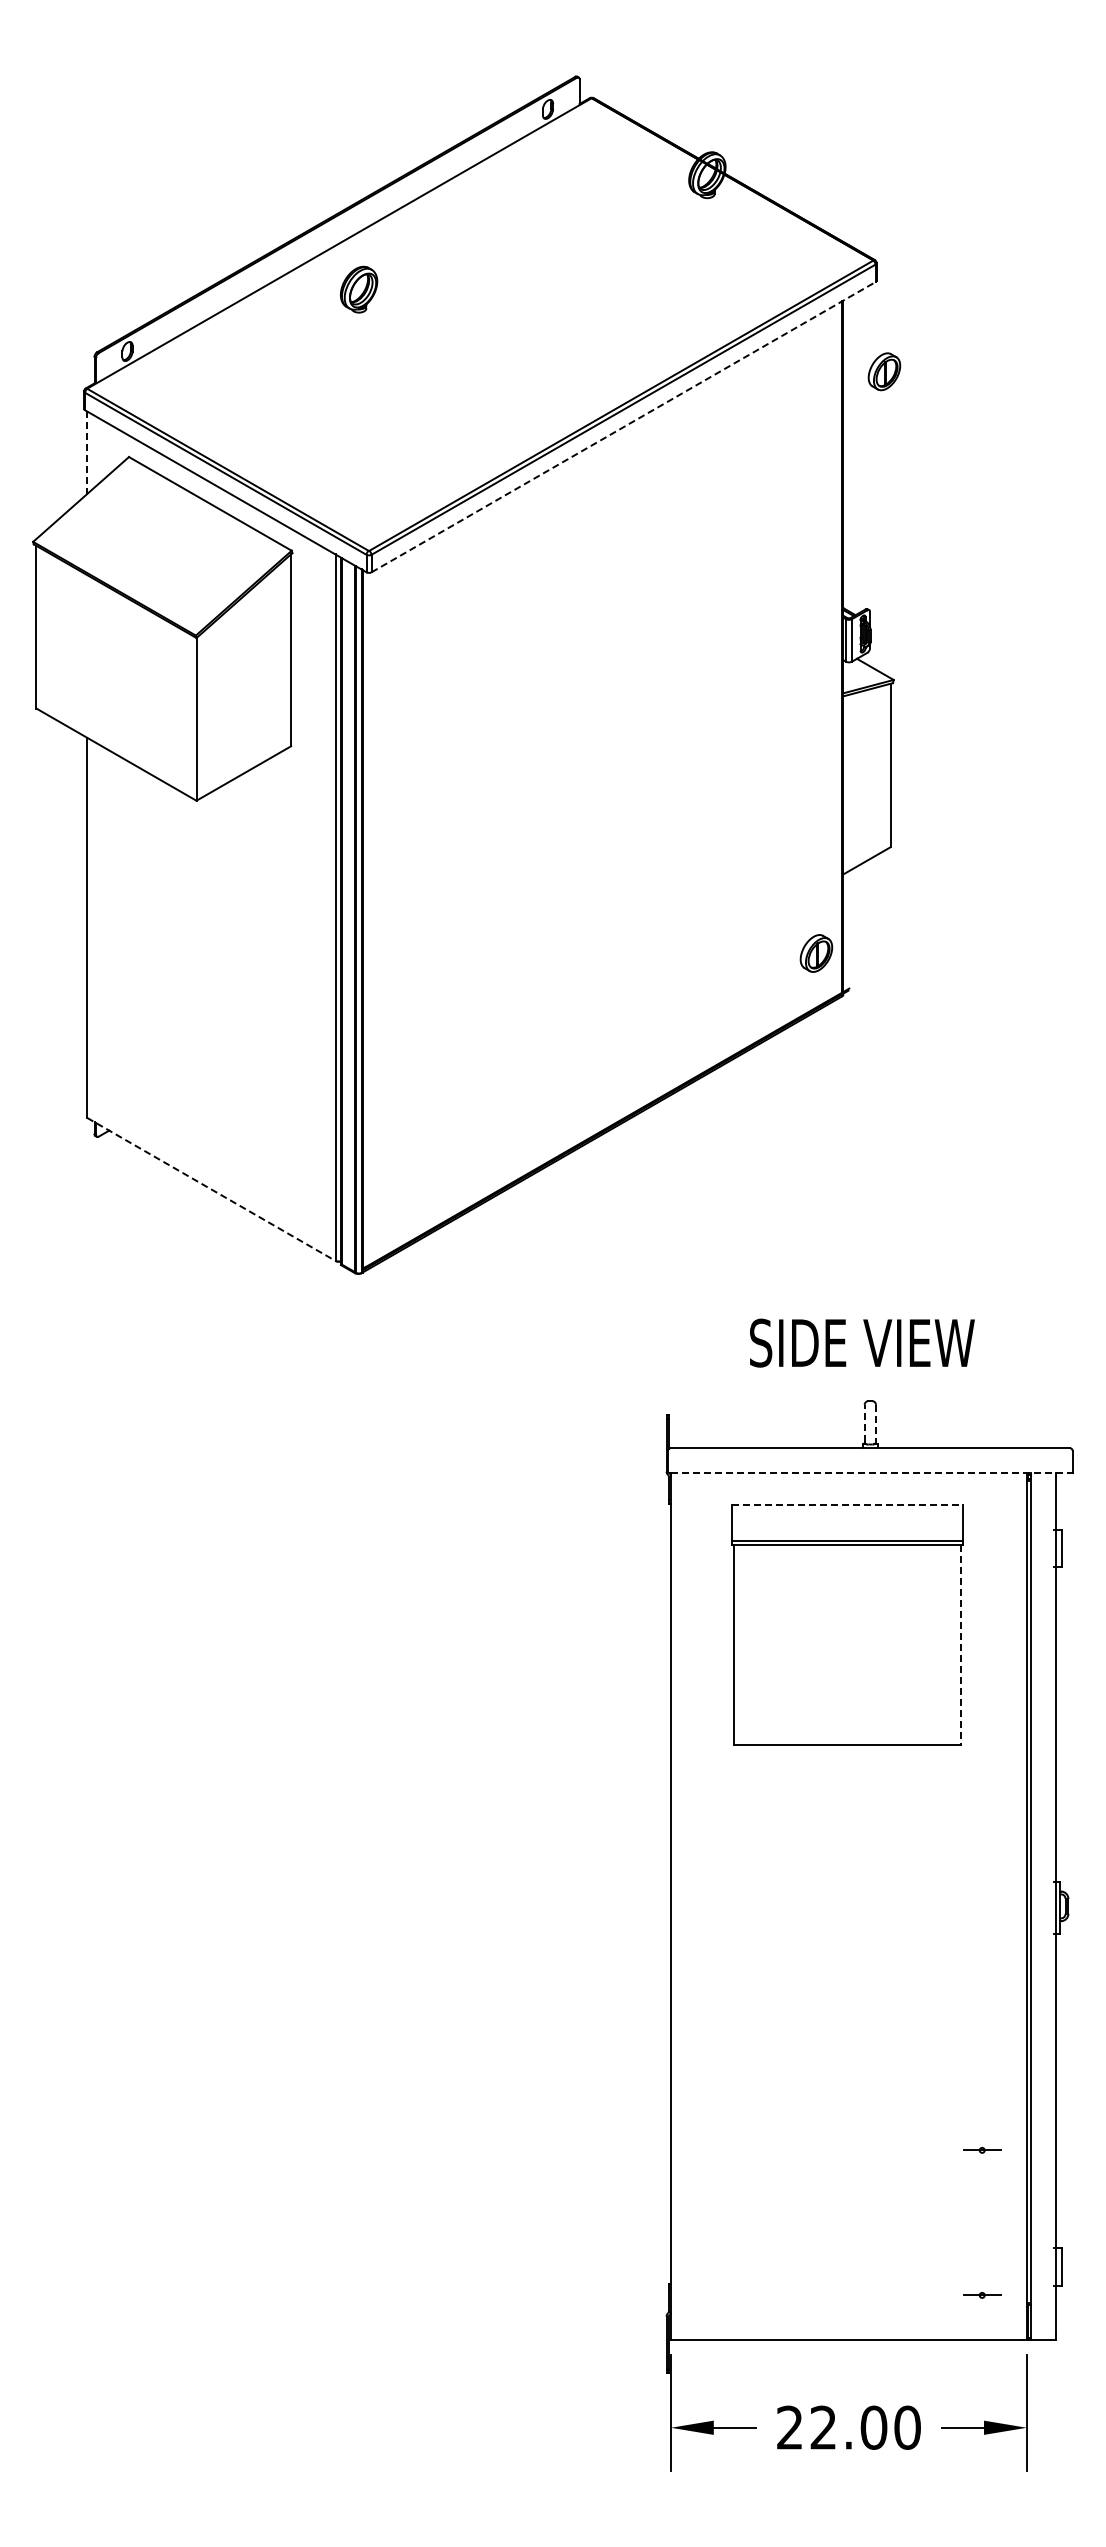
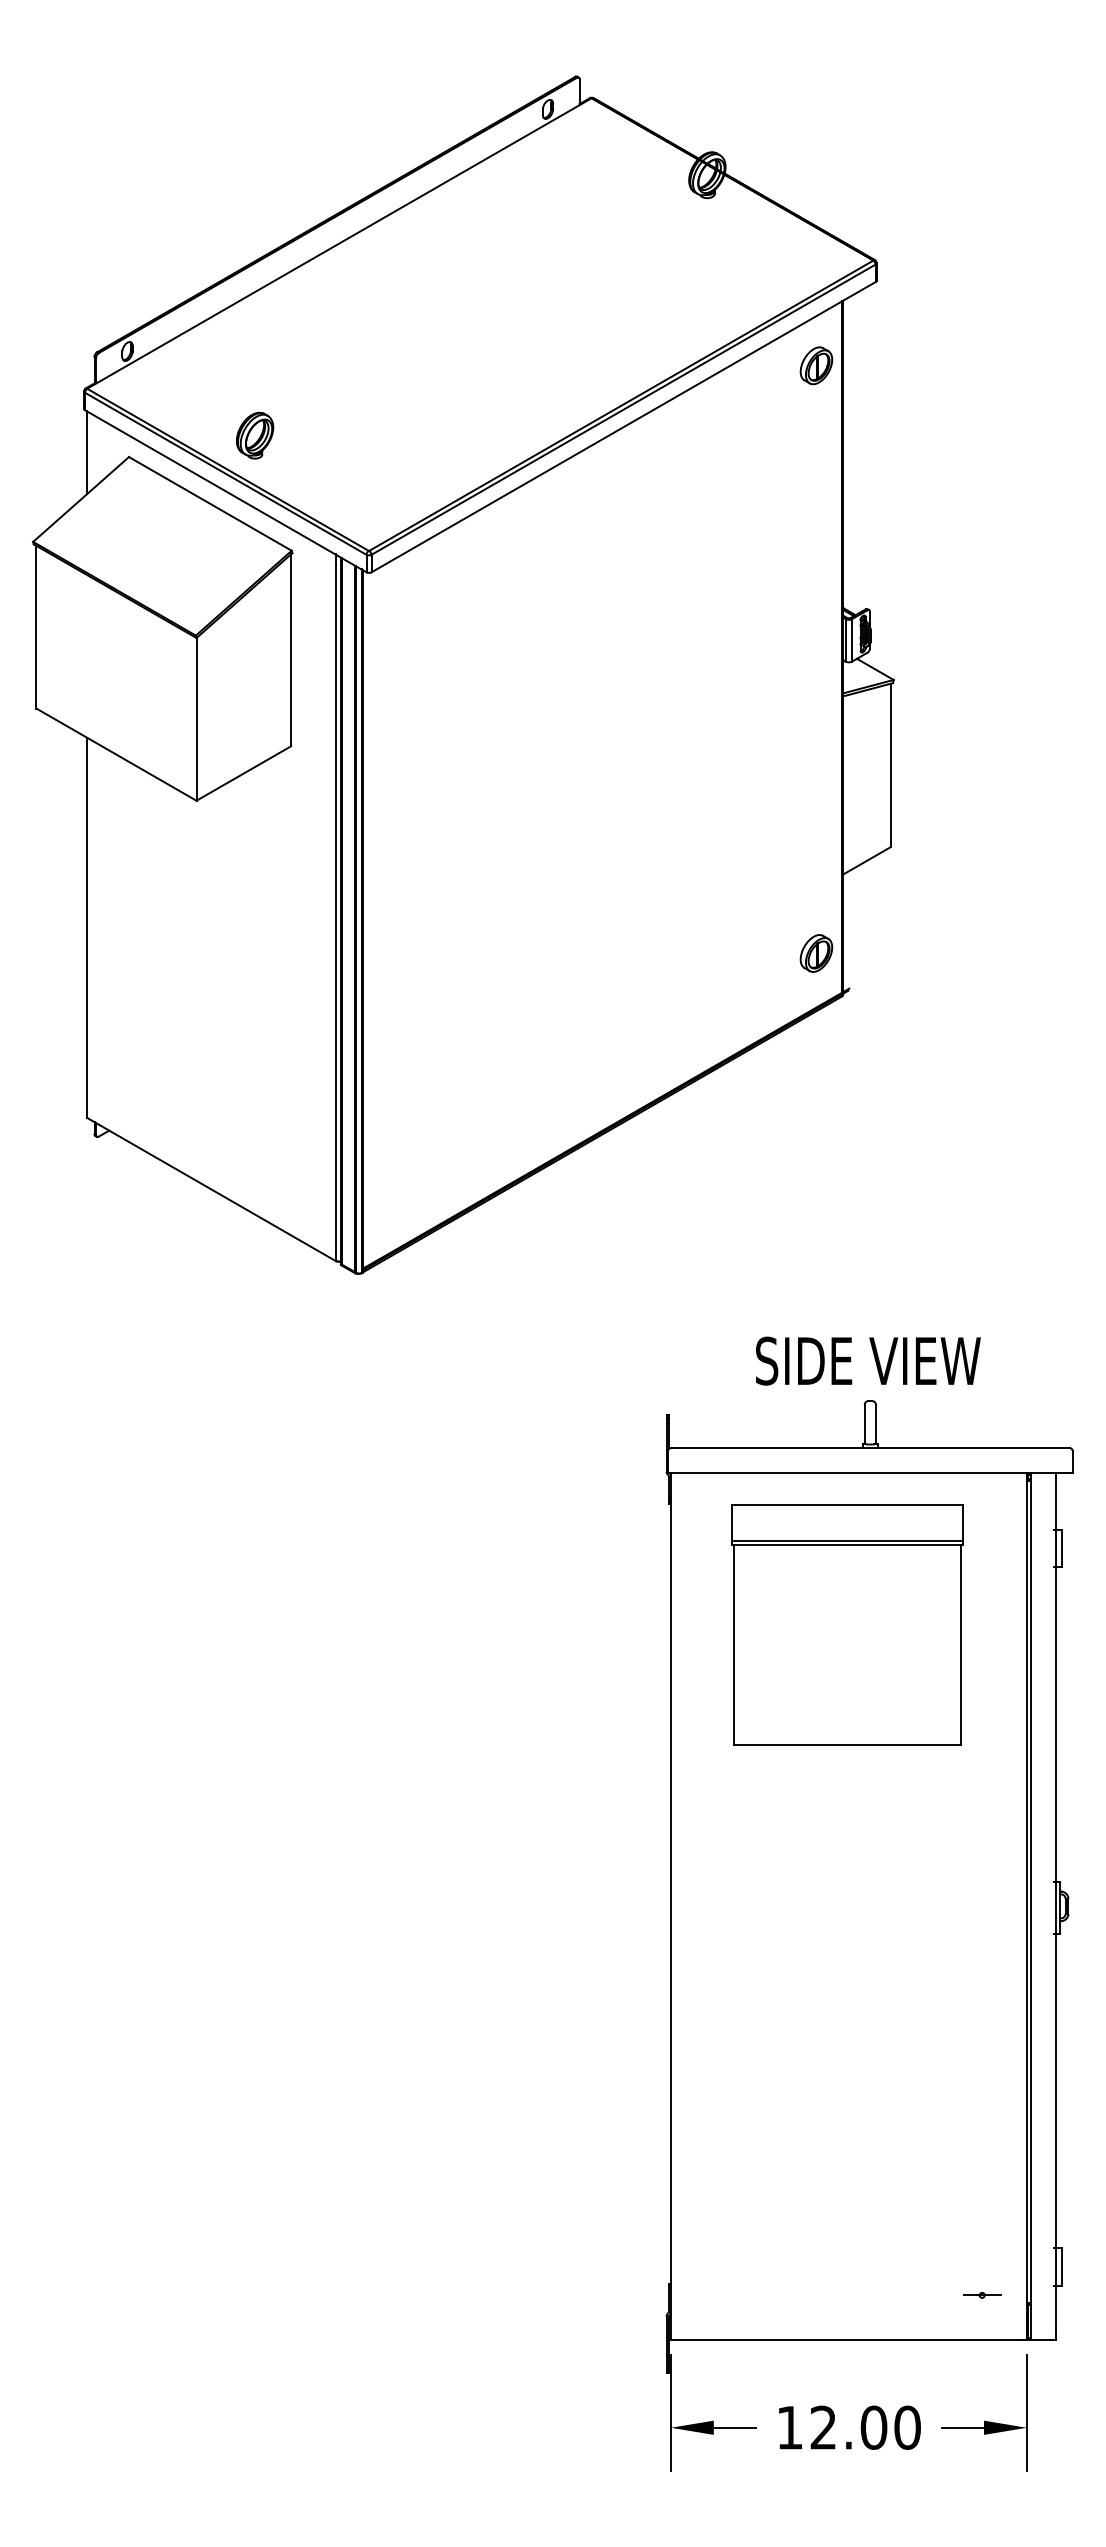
part position: (359, 289) -> (255, 435) (255, 435)
part position: (884, 371) -> (816, 365) (816, 365)
line: dashed -> solid (623, 427)
line: dashed -> solid (87, 453)
line: dashed -> solid (211, 1189)
text position: (862, 1342) -> (868, 1360) (868, 1360)
line: dashed -> solid (864, 1423)
line: dashed -> solid (875, 1423)
line: dashed -> solid (870, 1472)
line: dashed -> solid (847, 1504)
line: dashed -> solid (960, 1645)
part: present -> none (982, 2150)
text: 22.00 -> 12.00 (789, 2427)
